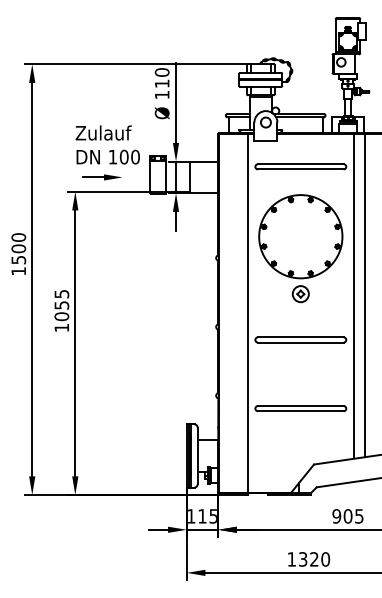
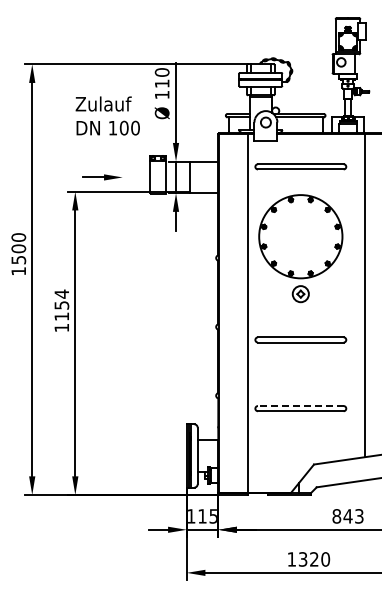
text position: (107, 144) -> (107, 115) (107, 115)
line: present -> none (353, 295)
text: 1055 -> 1154 (61, 305)
line: solid -> dashed (300, 406)
text: 905 -> 843 (347, 516)
